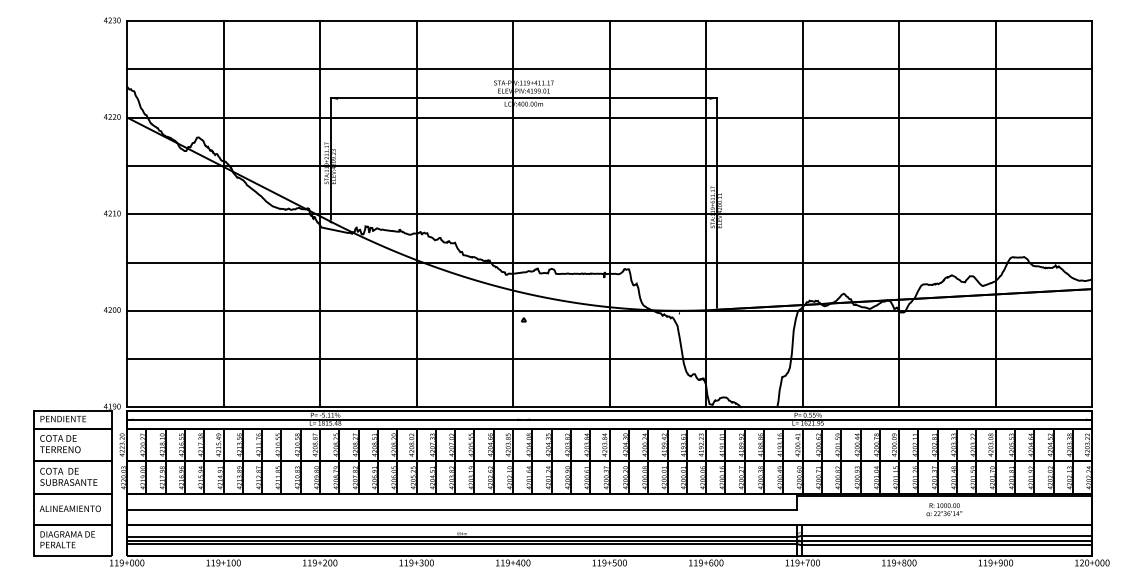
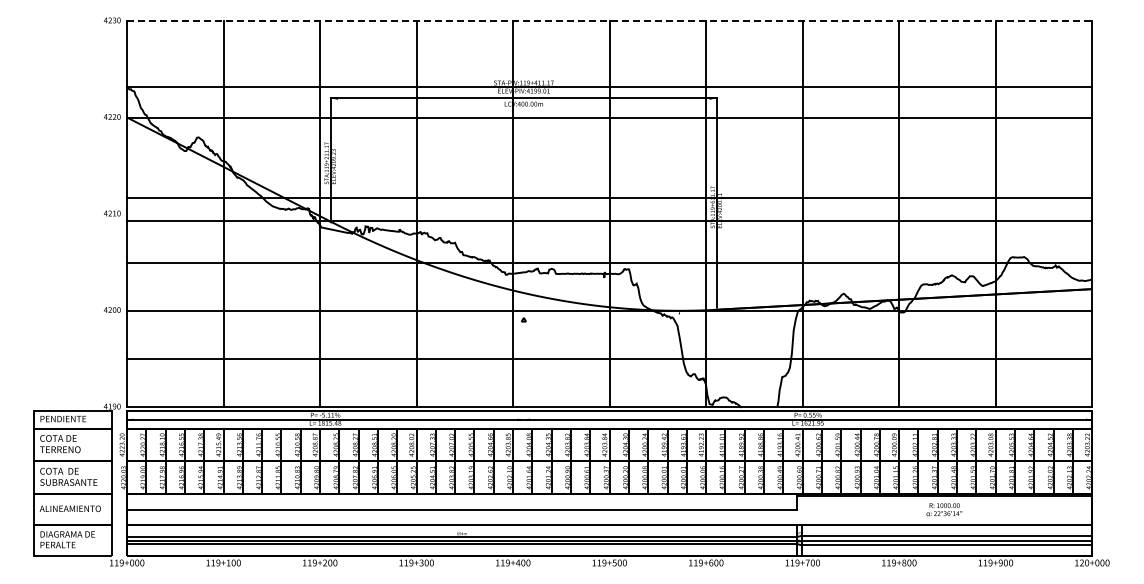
line: solid -> dashed (609, 21)
line position: (609, 69) -> (609, 87) (609, 87)
line position: (609, 166) -> (609, 198) (609, 198)
line position: (609, 214) -> (609, 221) (609, 221)
